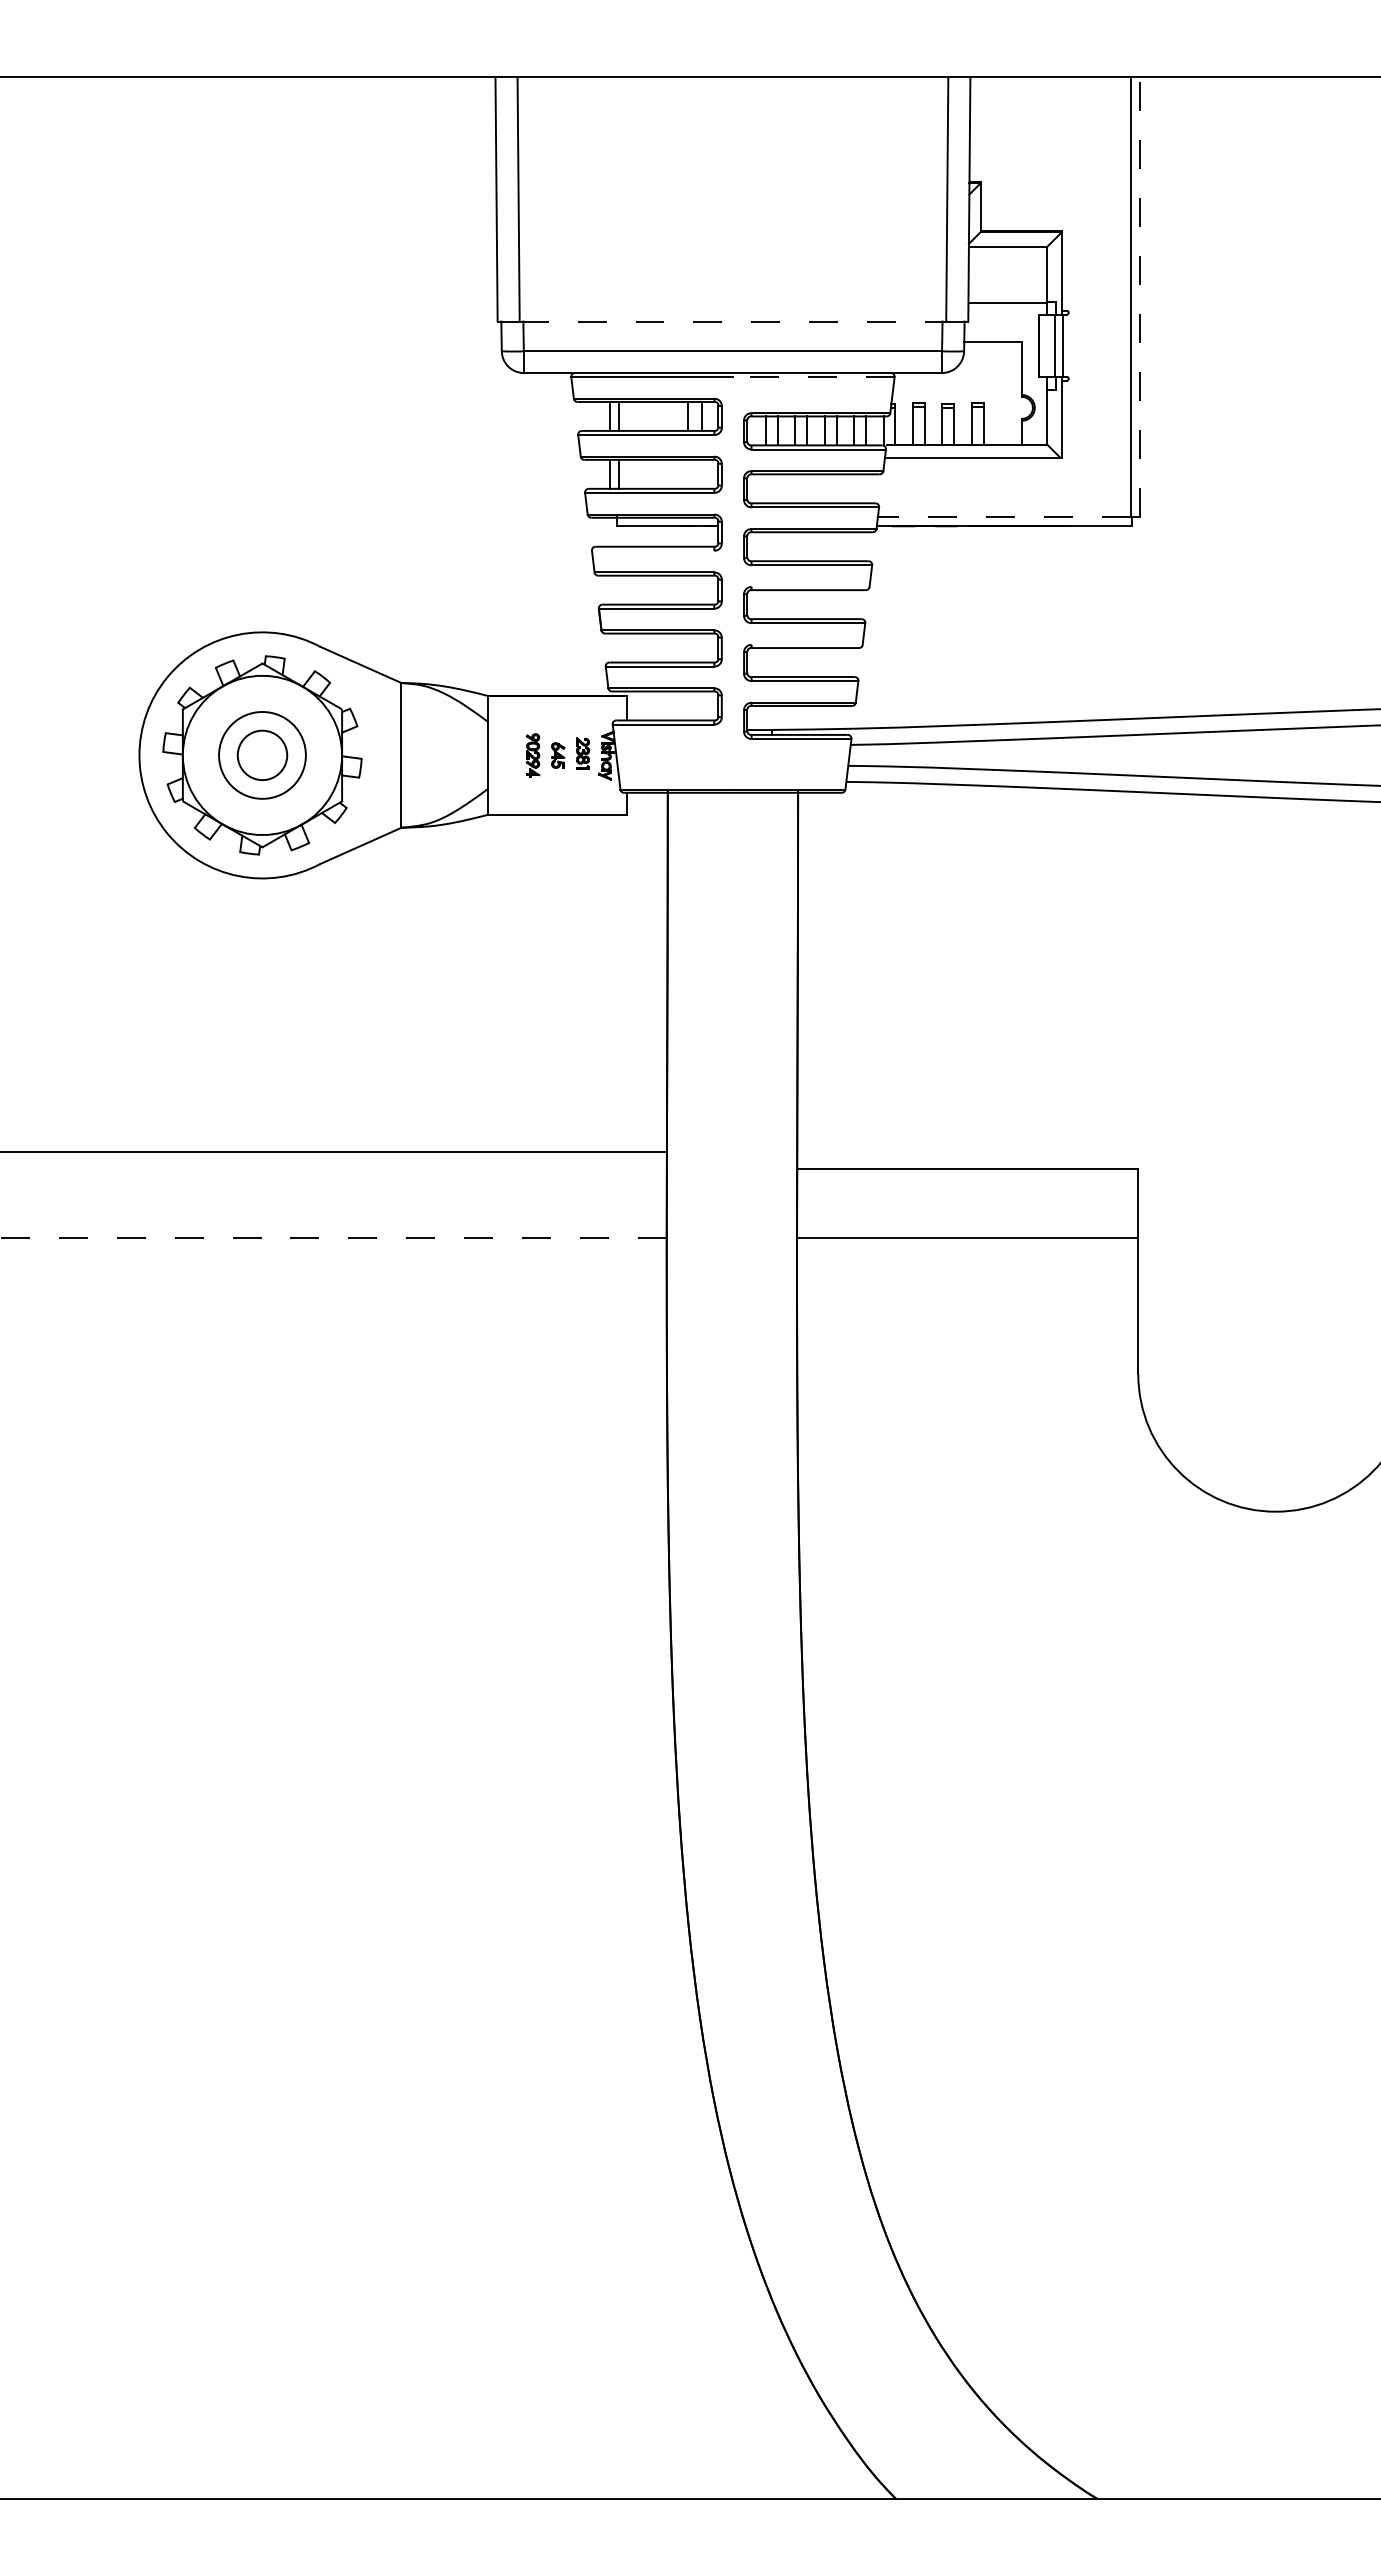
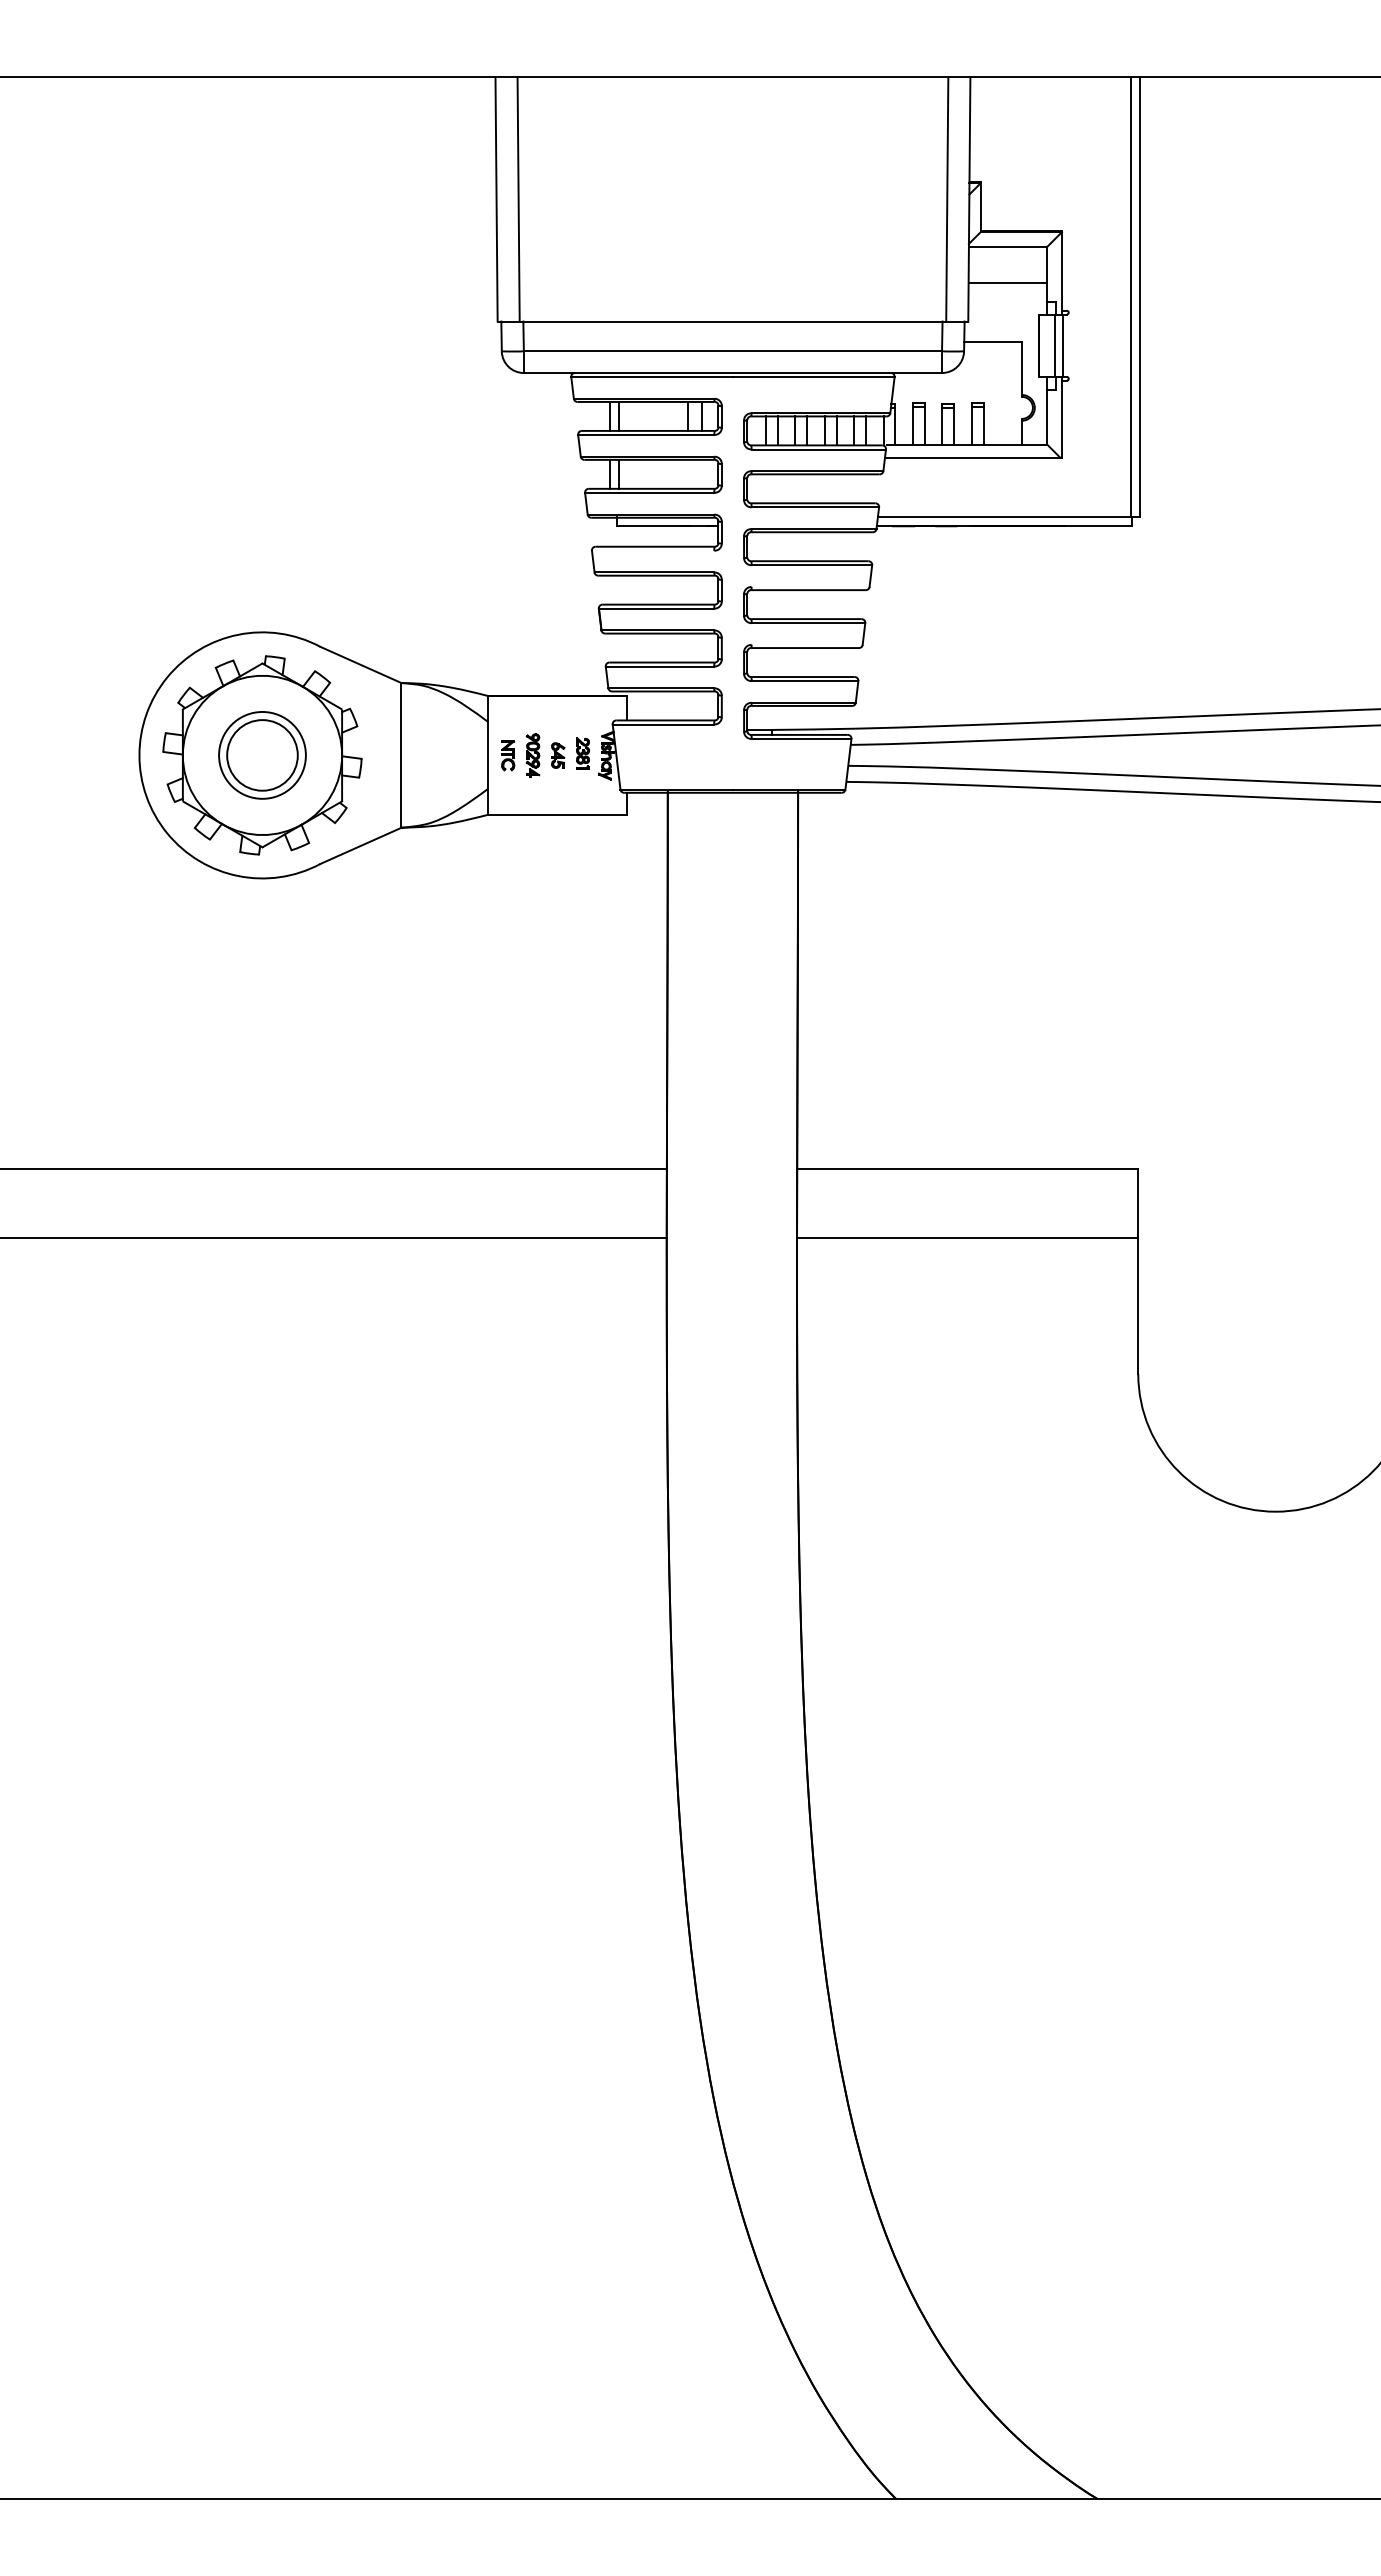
line: dashed -> solid (1139, 297)
line position: (1007, 302) -> (1007, 282) (1007, 282)
line: dashed -> solid (733, 321)
line: dashed -> solid (813, 377)
line: dashed -> solid (1003, 516)
circle diameter: 49 px -> 71 px (262, 755)
part: none -> present (508, 755)
line position: (334, 1151) -> (334, 1168) (334, 1168)
line: dashed -> solid (333, 1237)
